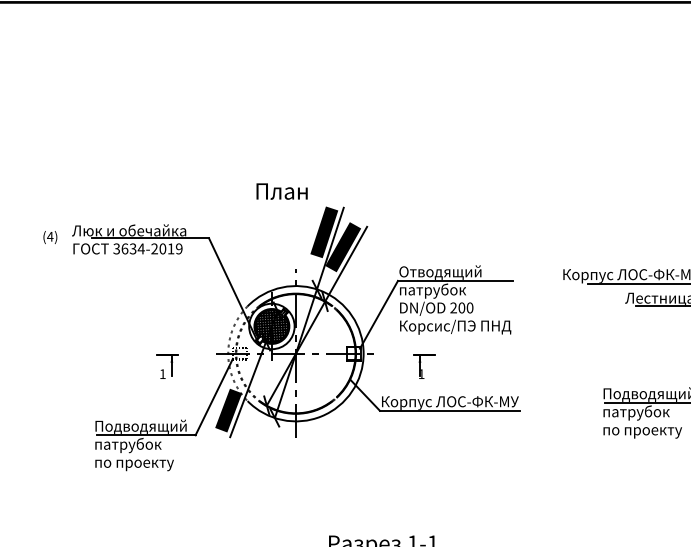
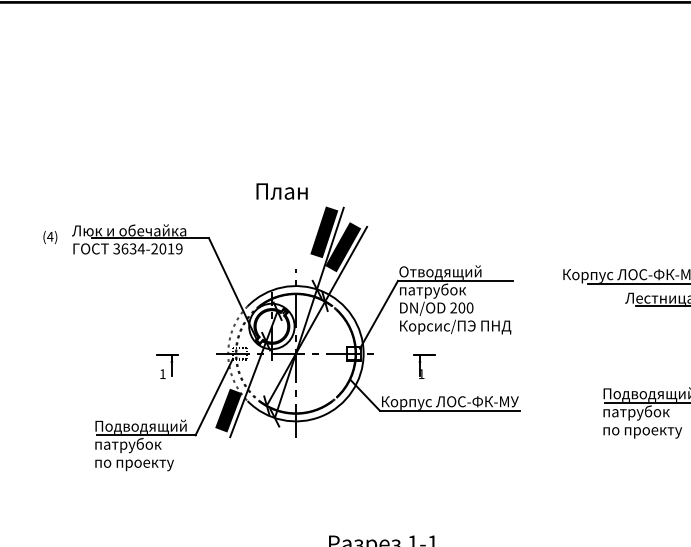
hatch: present -> none (271, 326)
